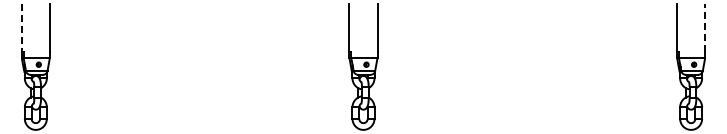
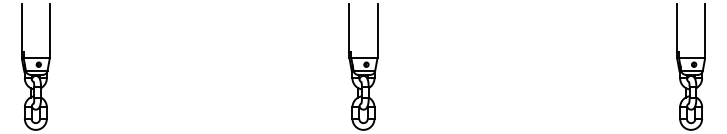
line: dashed -> solid (705, 27)
line: dashed -> solid (21, 28)
